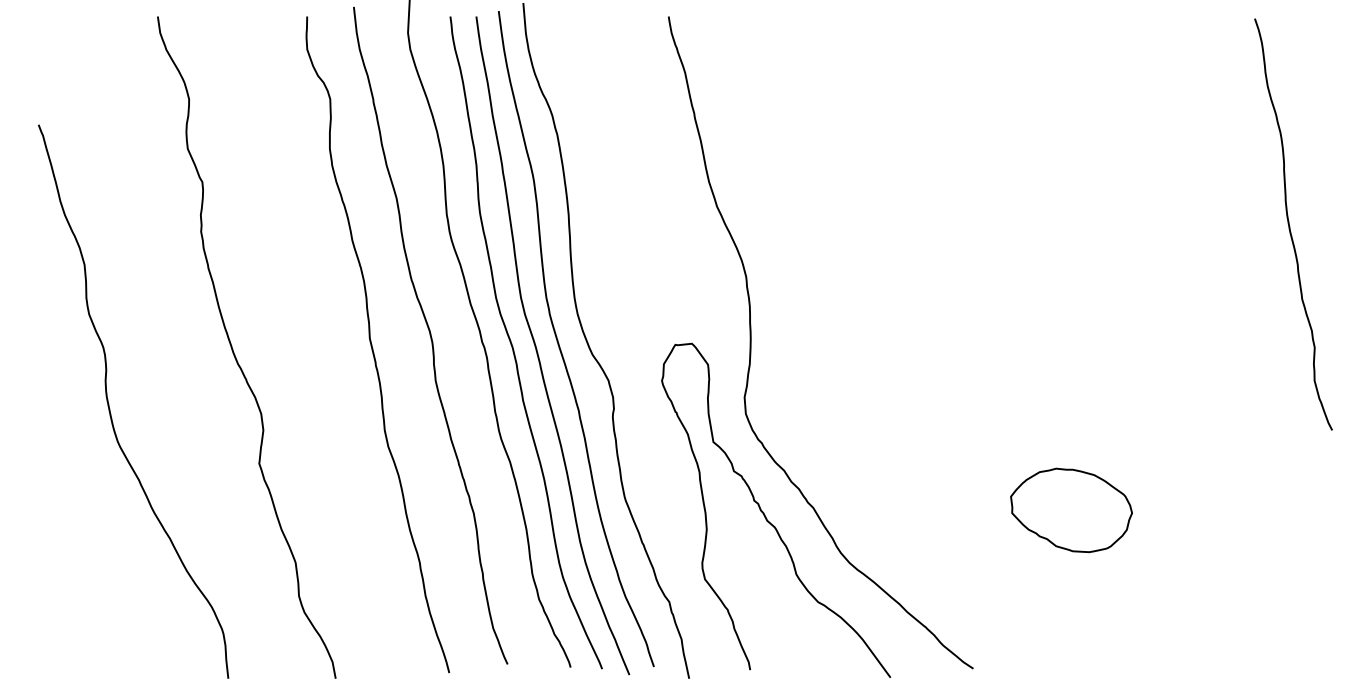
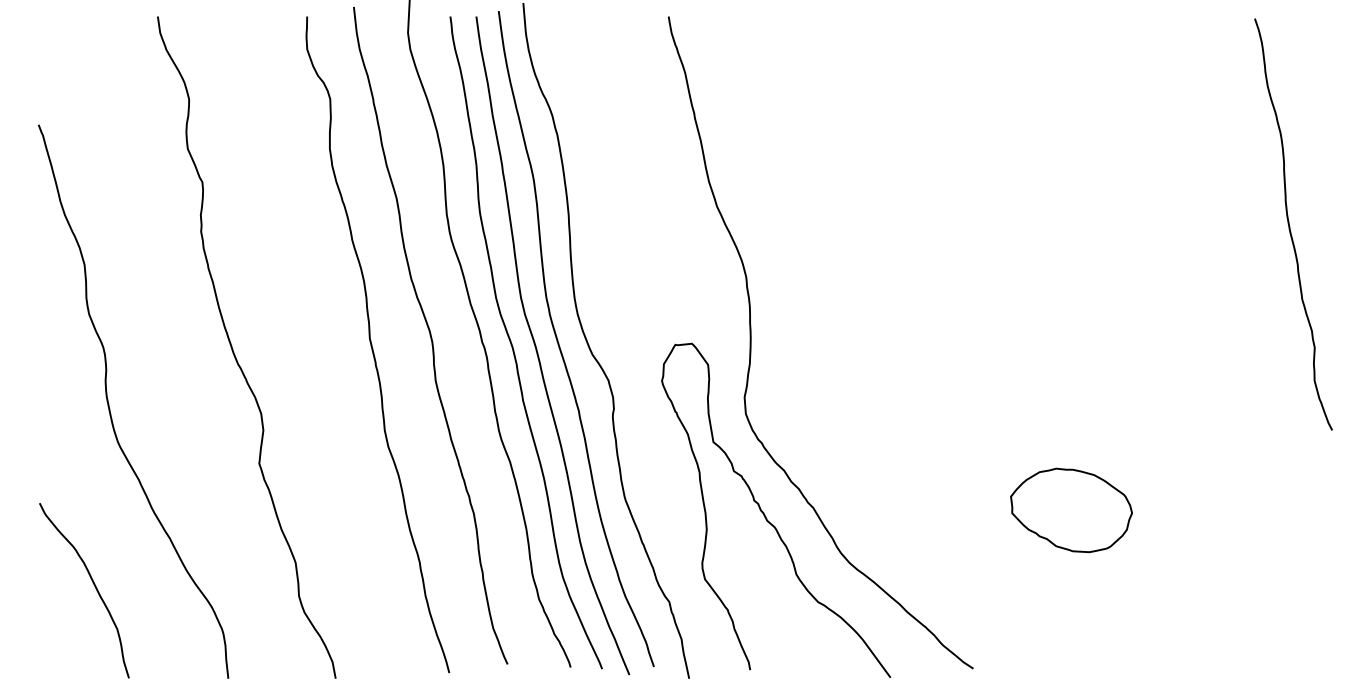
curve: none -> present (94, 586)
